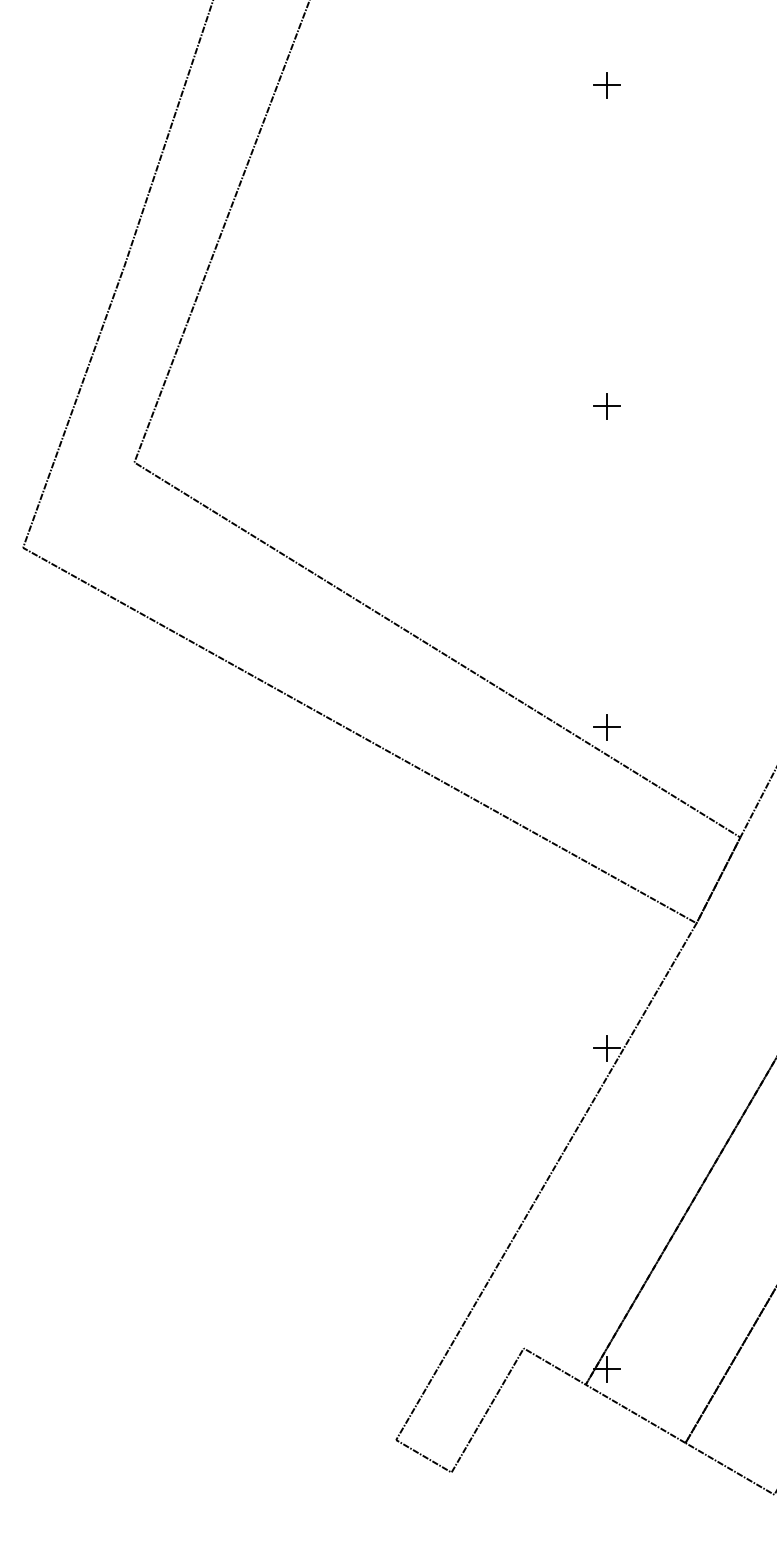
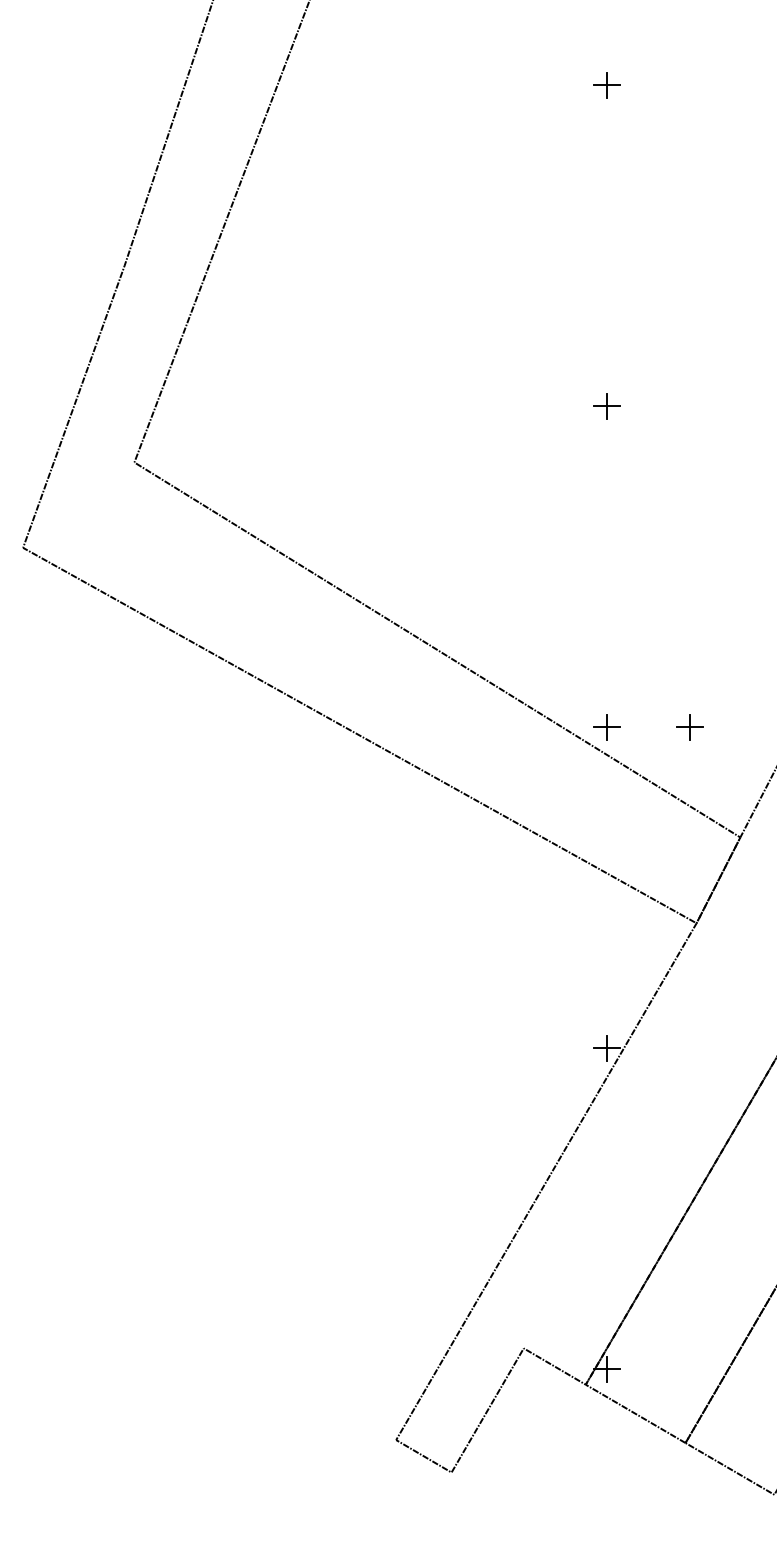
part: none -> present (689, 727)
